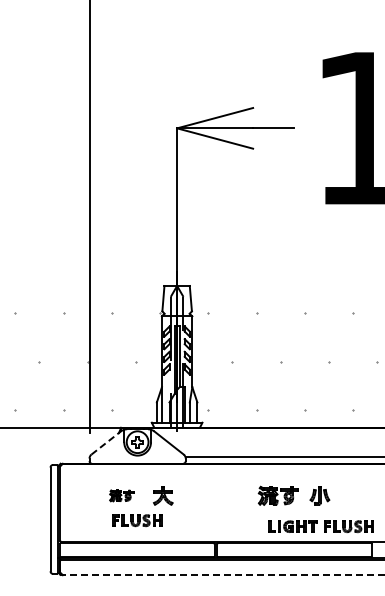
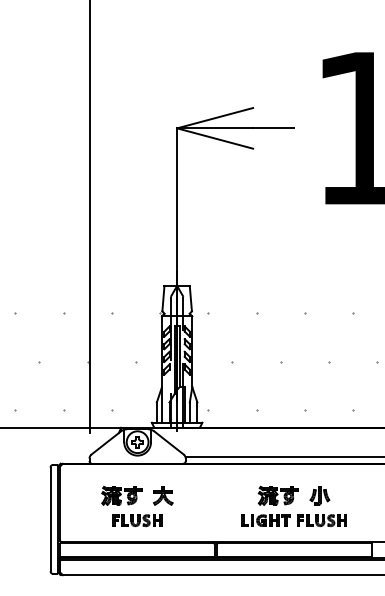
line: dashed -> solid (106, 443)
part size: 26x14 px -> 42x20 px (121, 495)
part position: (320, 526) -> (293, 520) (293, 520)
line: dashed -> solid (222, 575)
